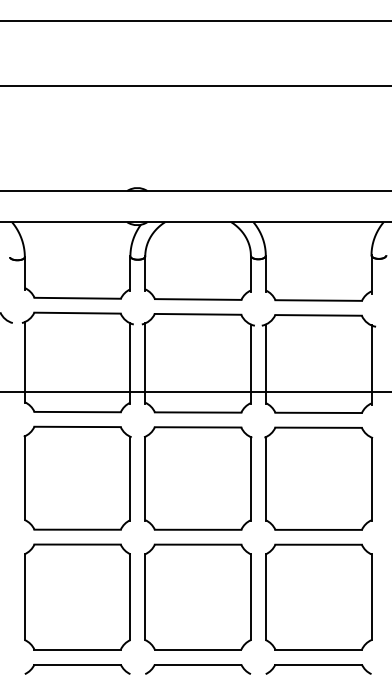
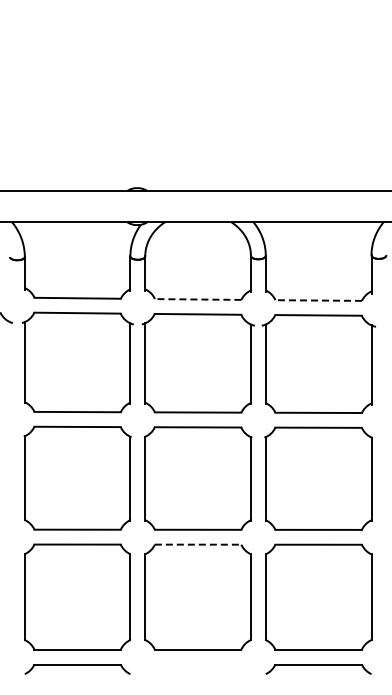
line: present -> none (195, 20)
line: present -> none (195, 86)
line: solid -> dashed (197, 299)
line: solid -> dashed (318, 300)
line: present -> none (195, 392)
line: solid -> dashed (198, 544)
part: present -> none (198, 669)
